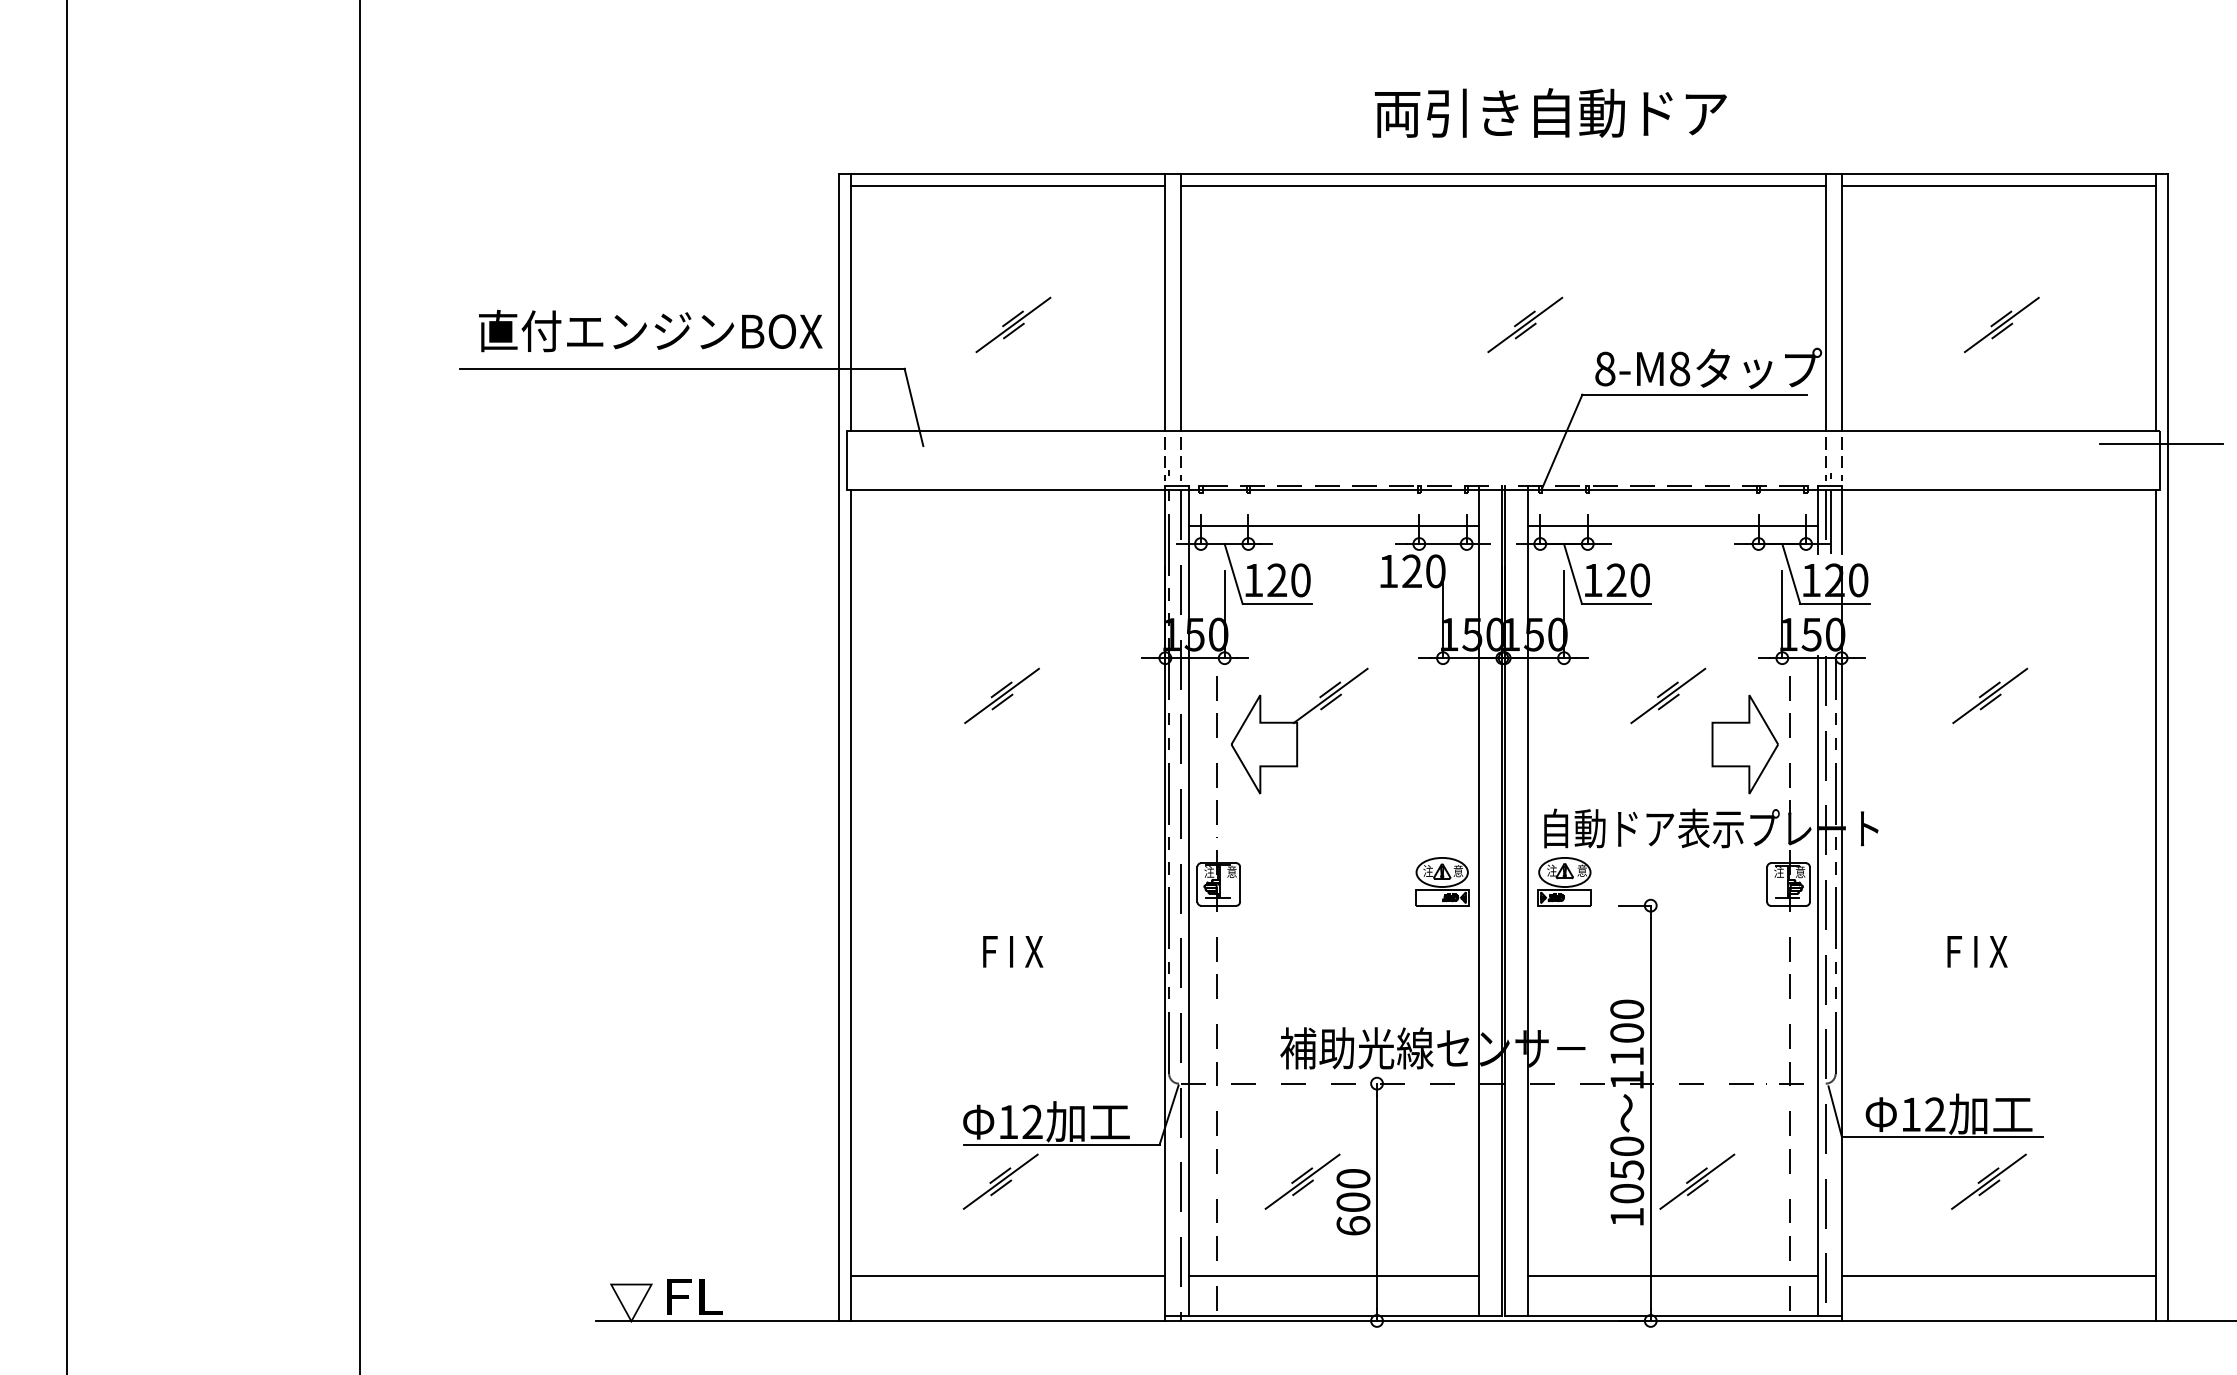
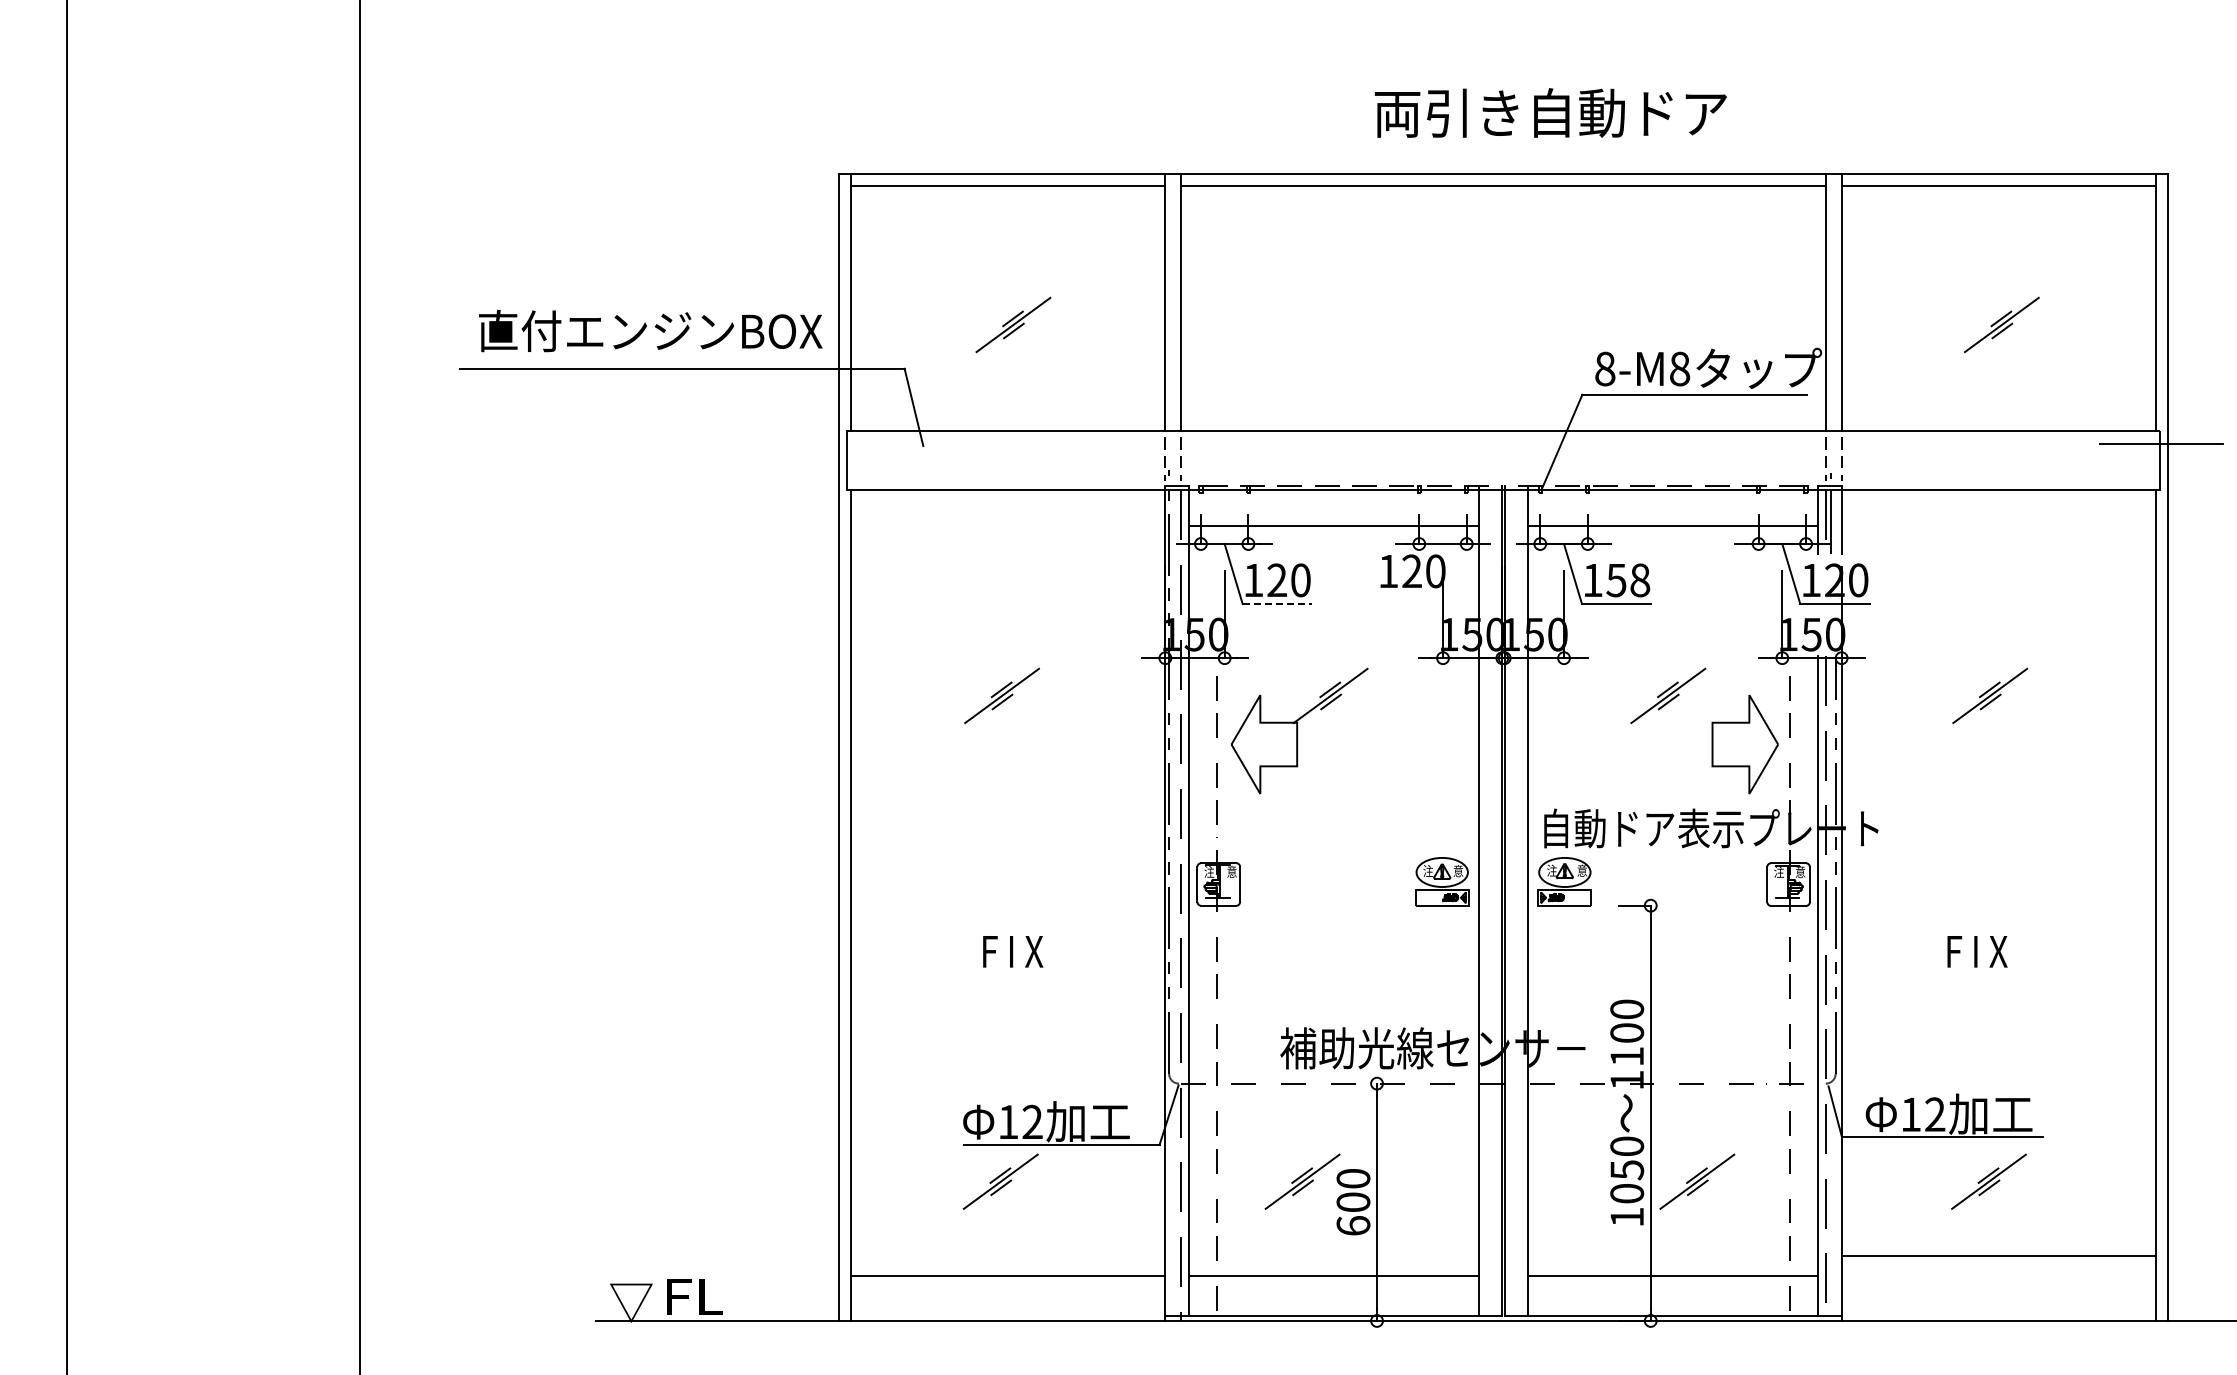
part: present -> none (1525, 324)
text: 120 -> 158 (1628, 580)
line: solid -> dashed (1277, 603)
line position: (1998, 1276) -> (1998, 1256) (1998, 1256)
